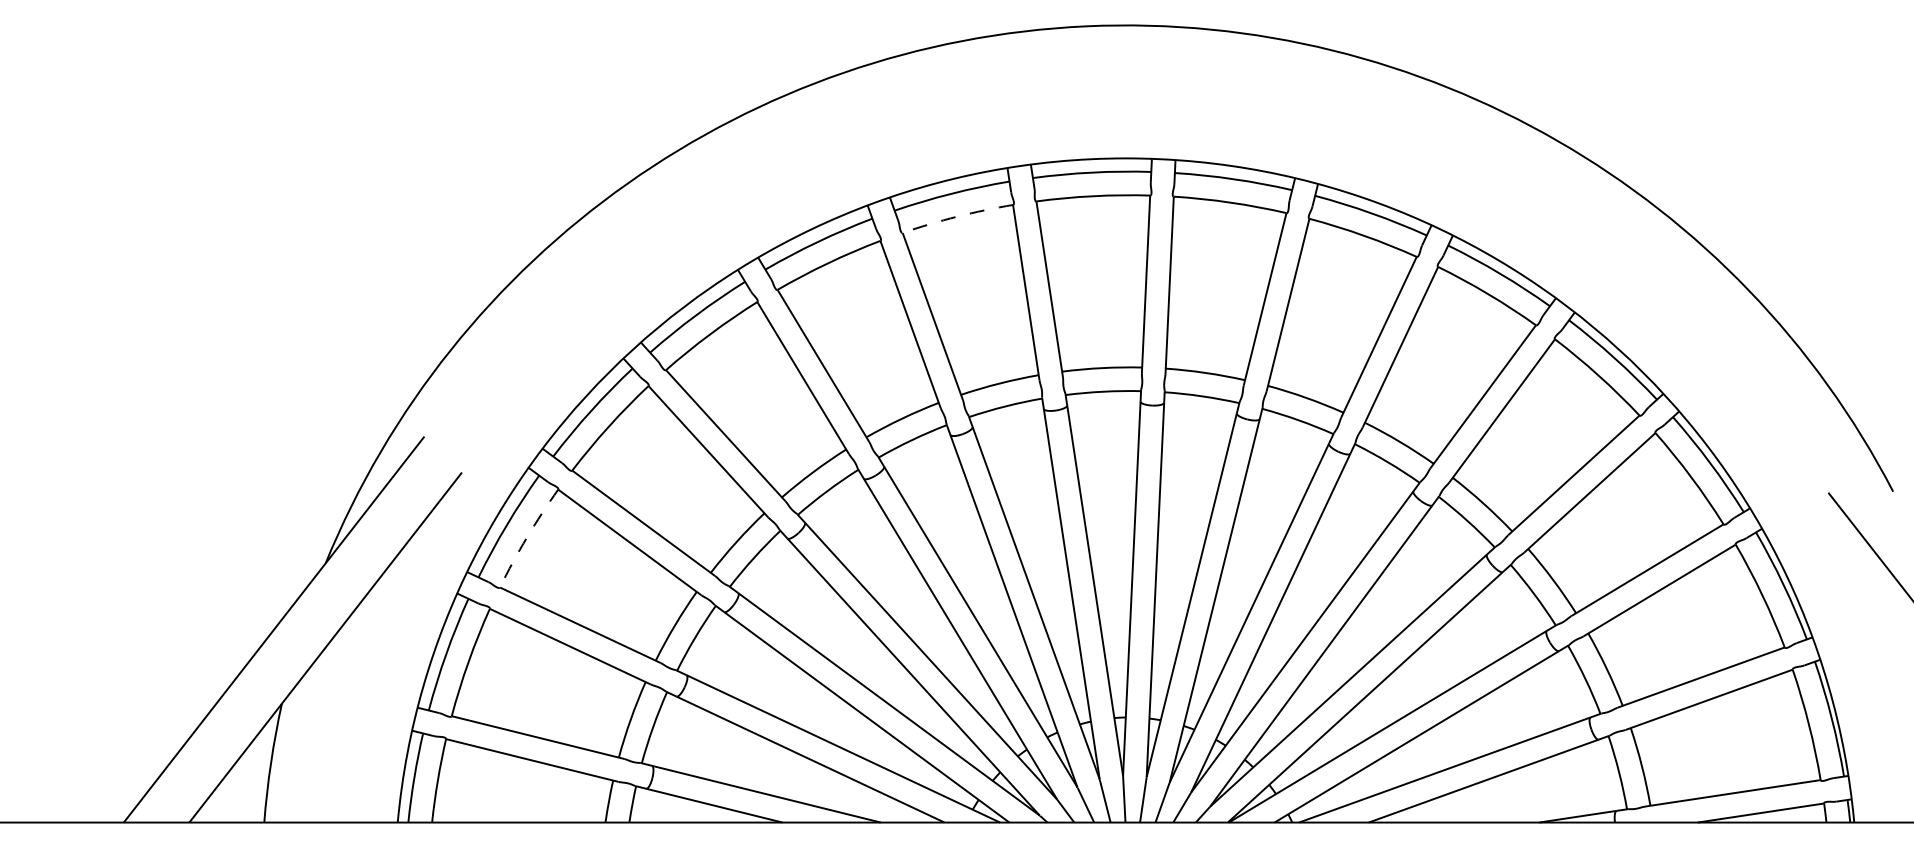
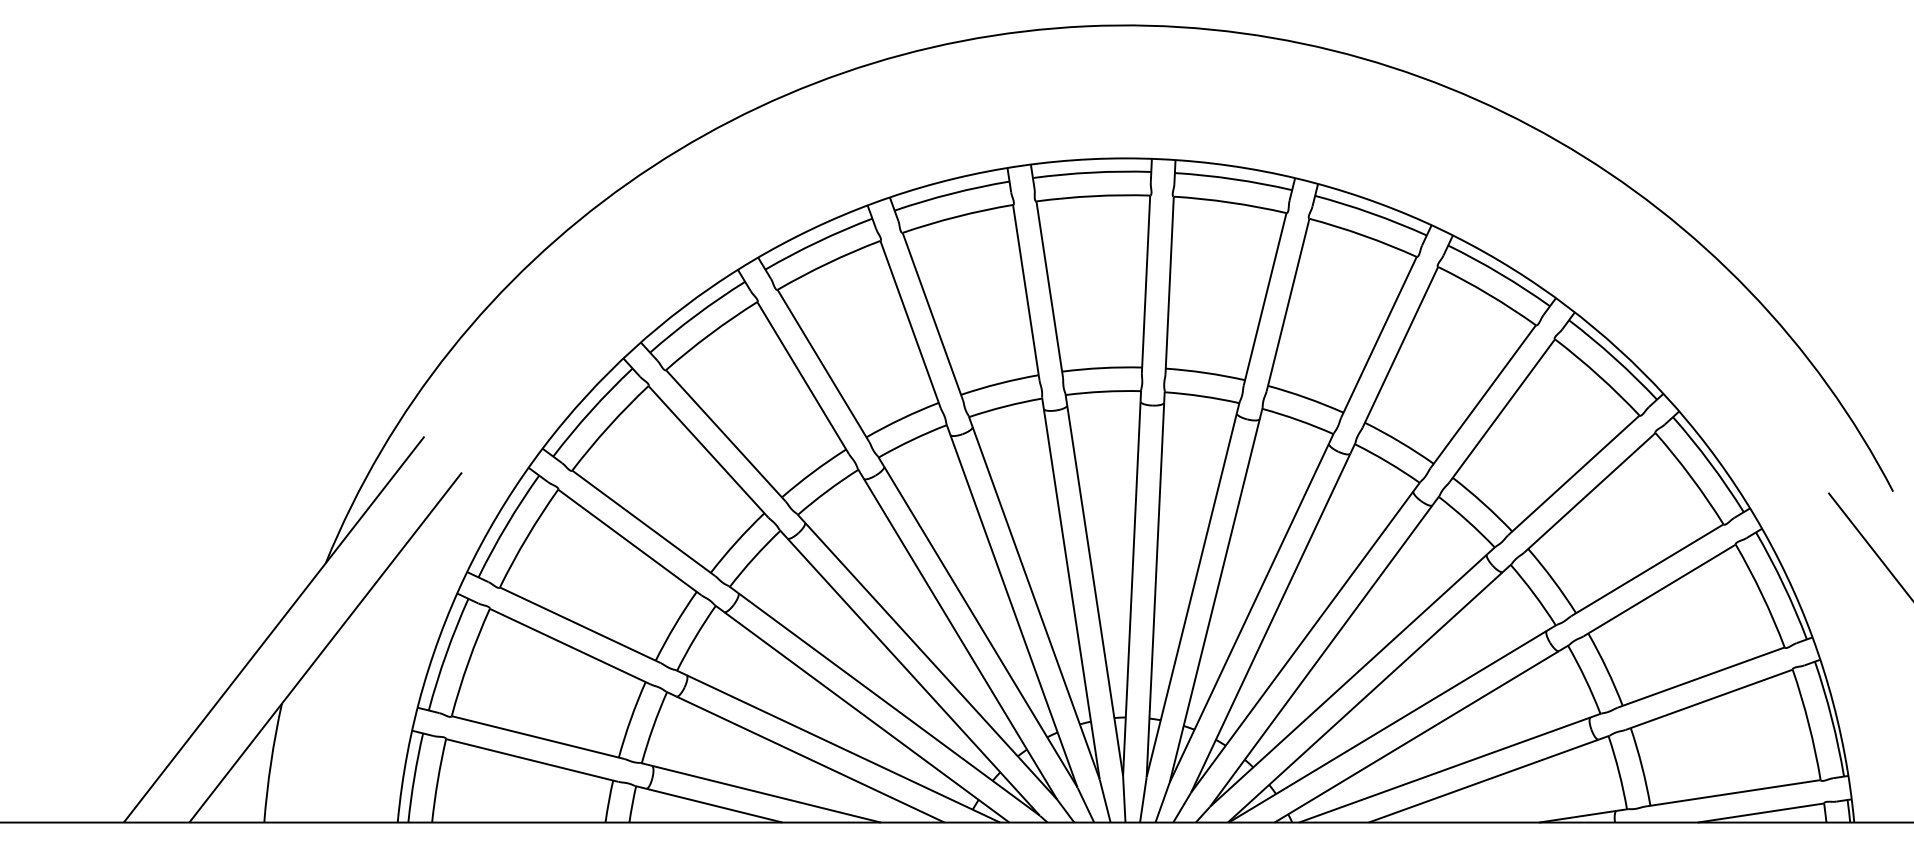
arc: dashed -> solid (957, 216)
arc: dashed -> solid (527, 537)
